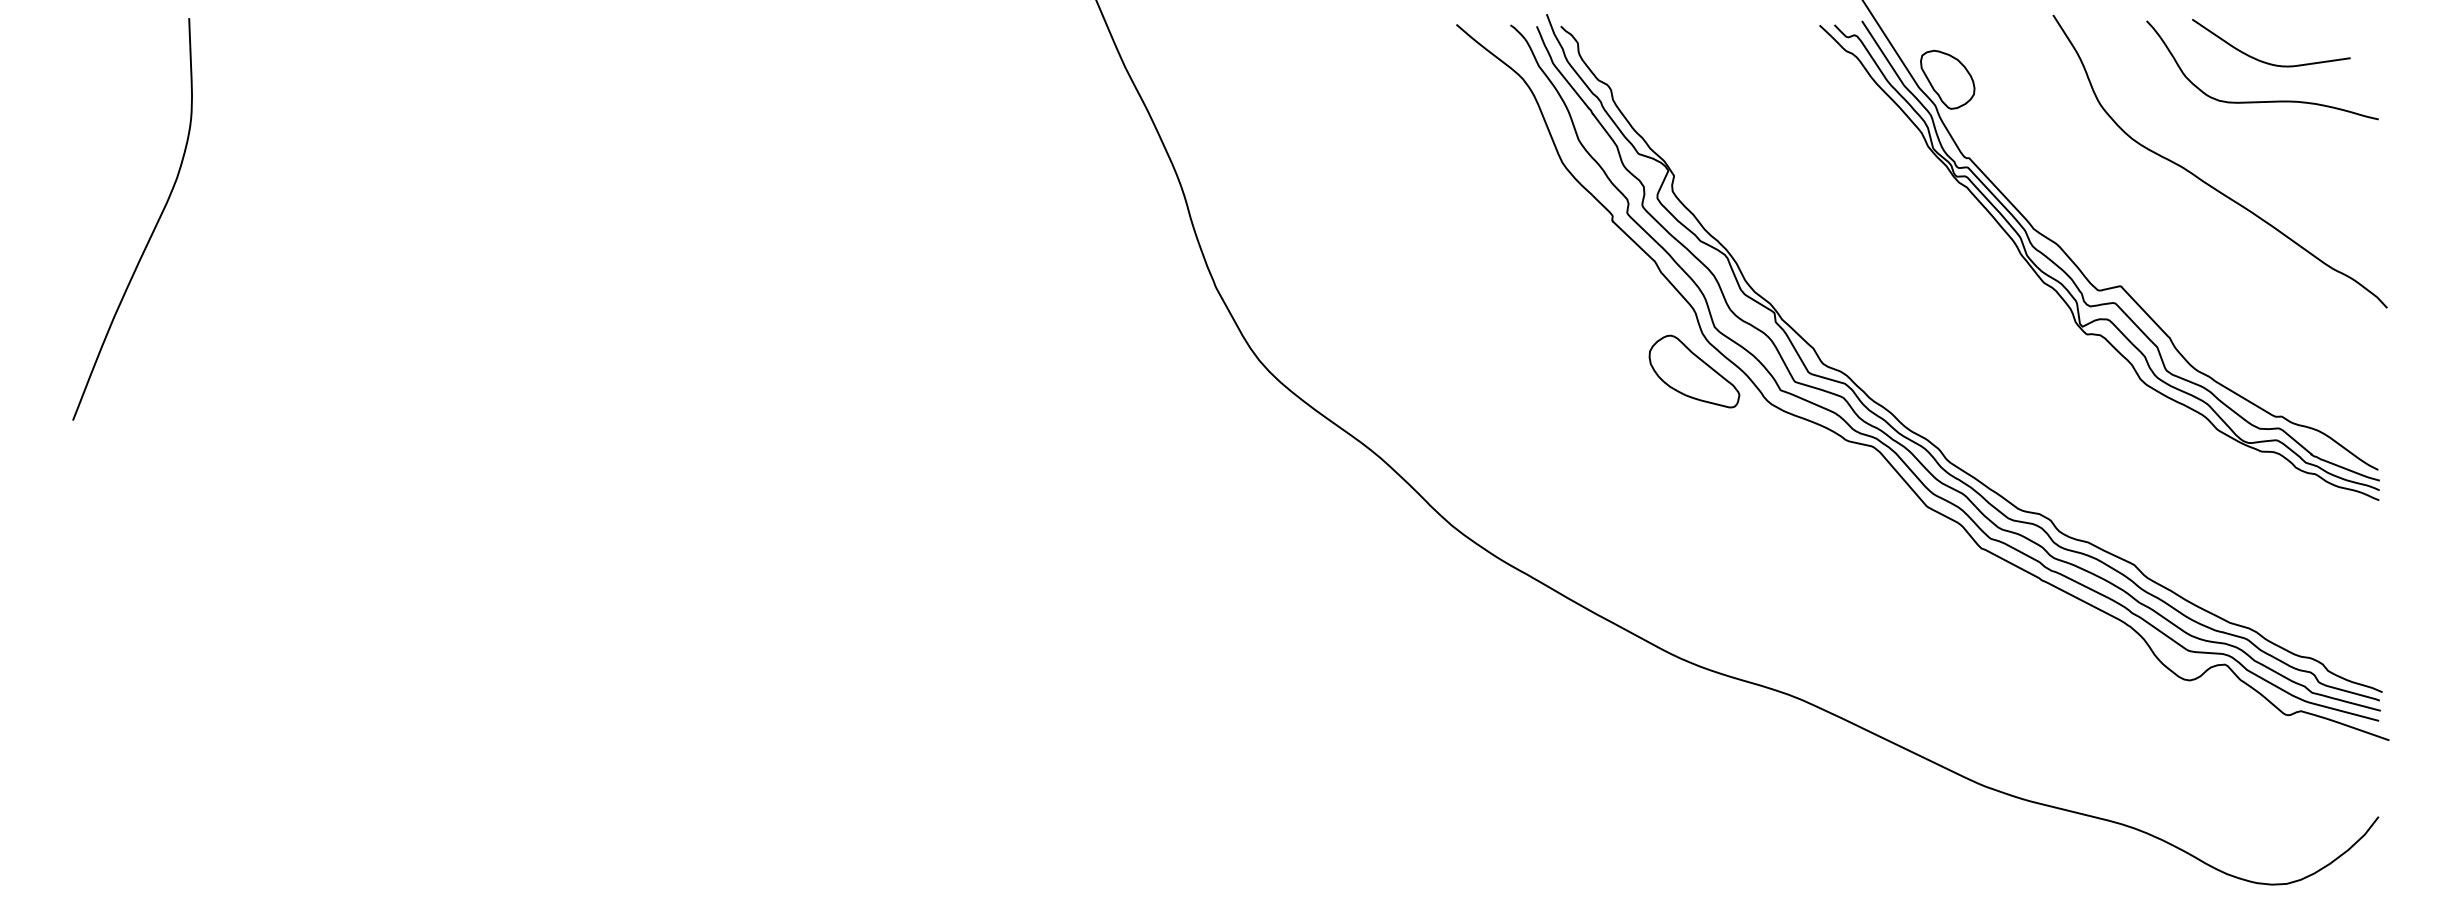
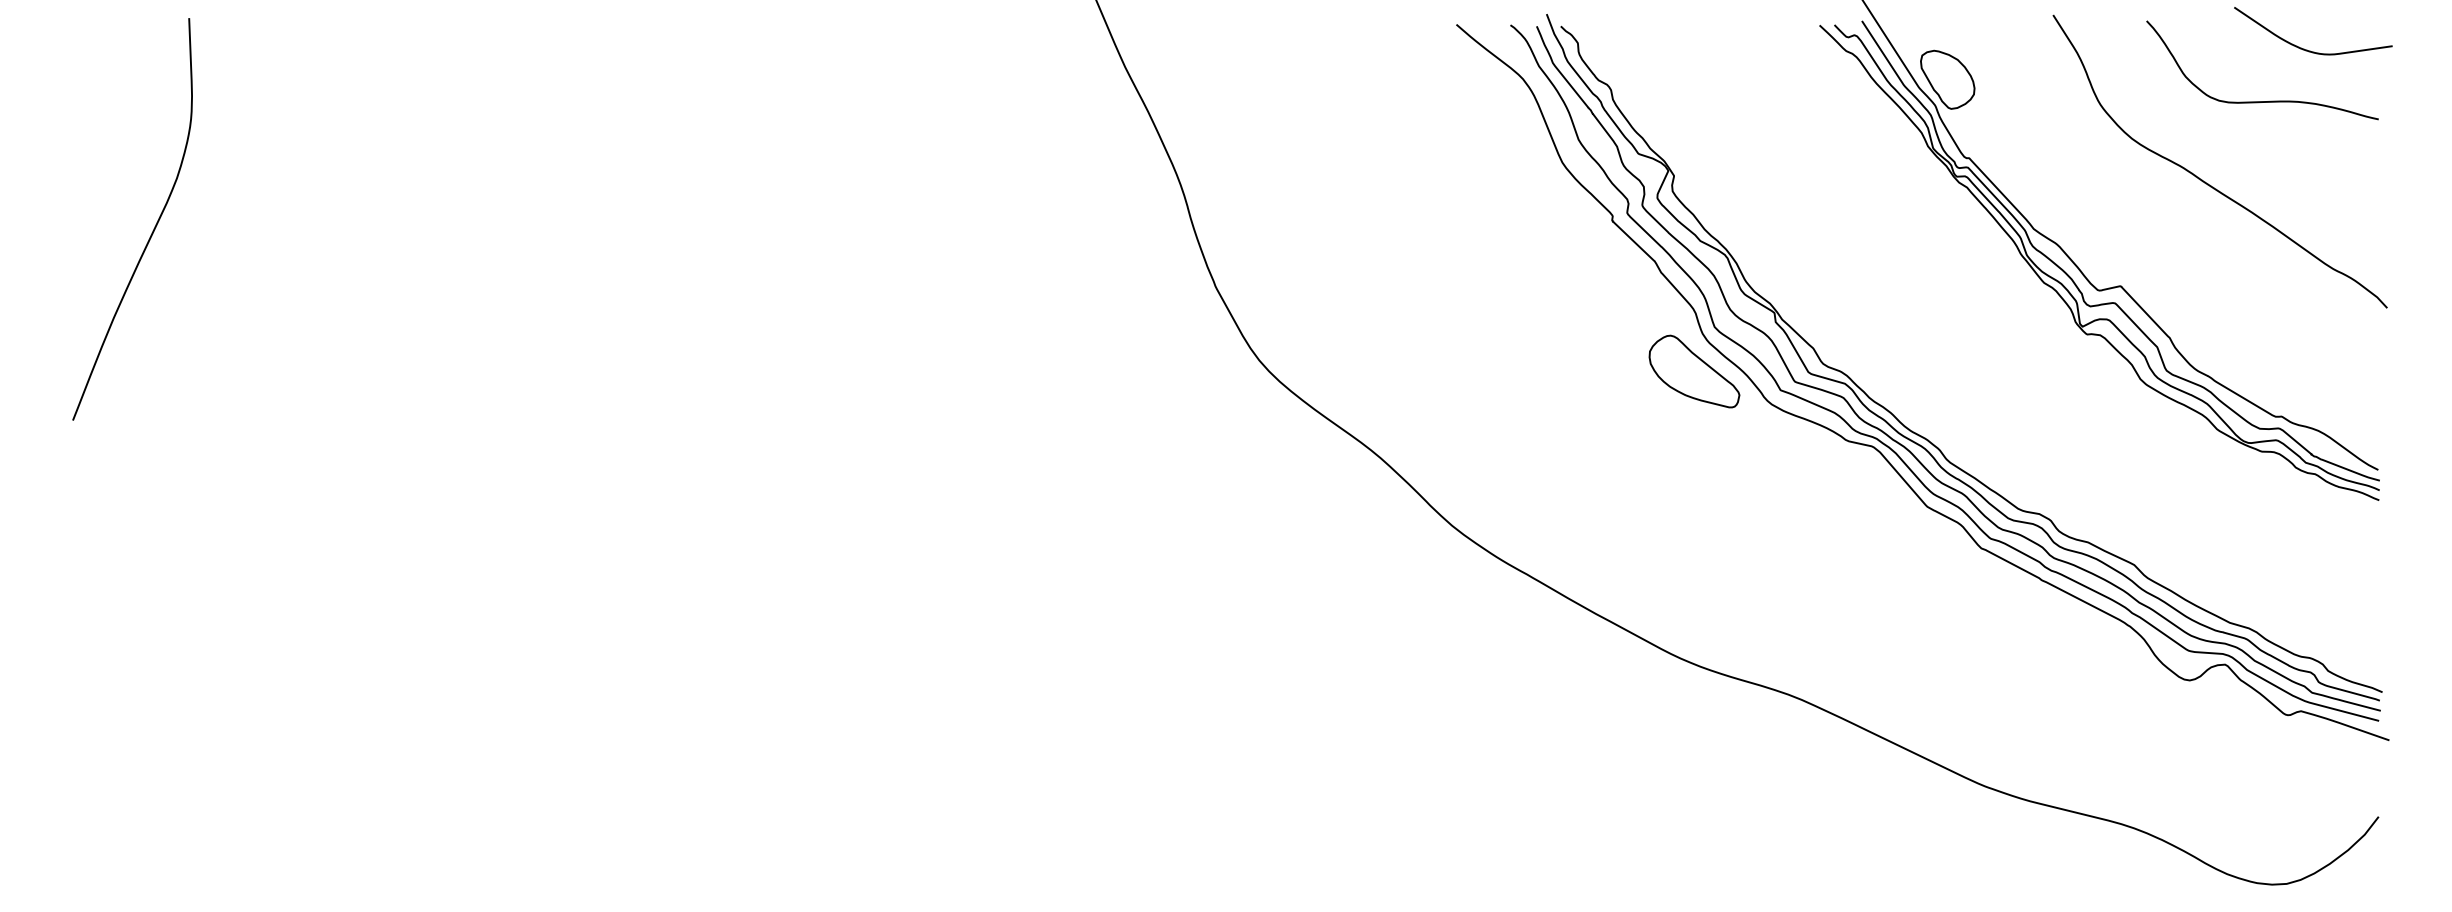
curve position: (2265, 61) -> (2307, 49) (2307, 49)
